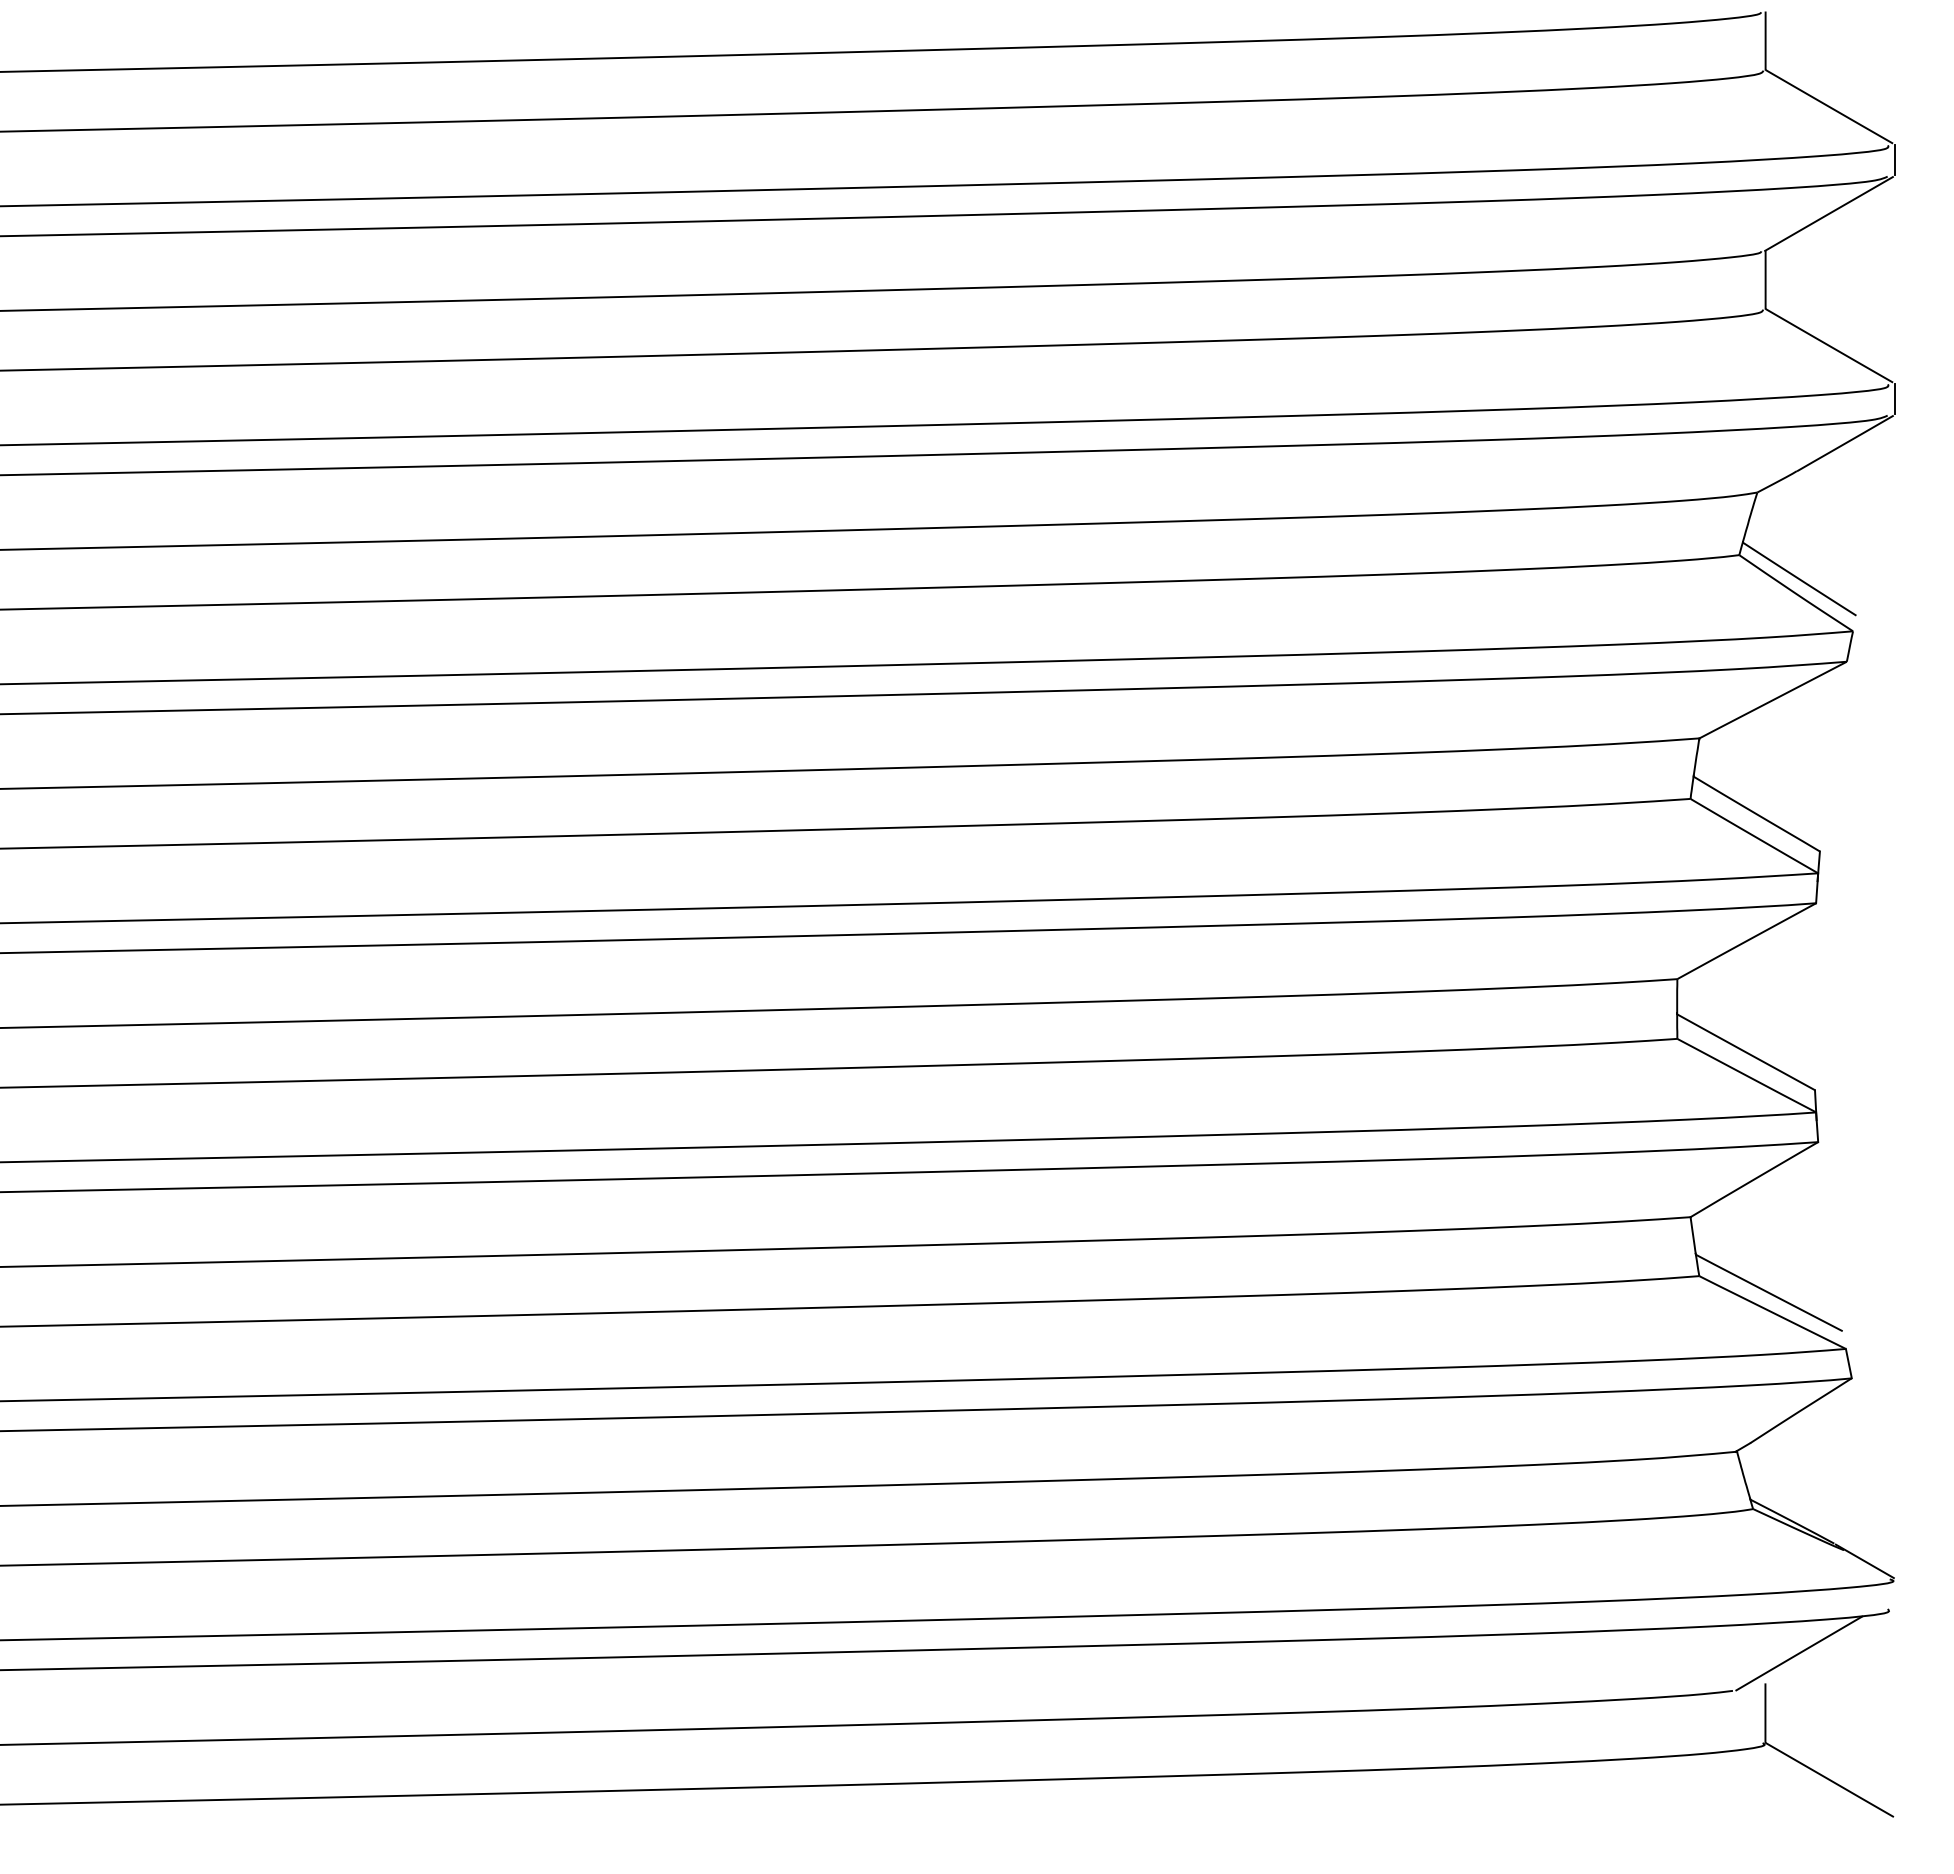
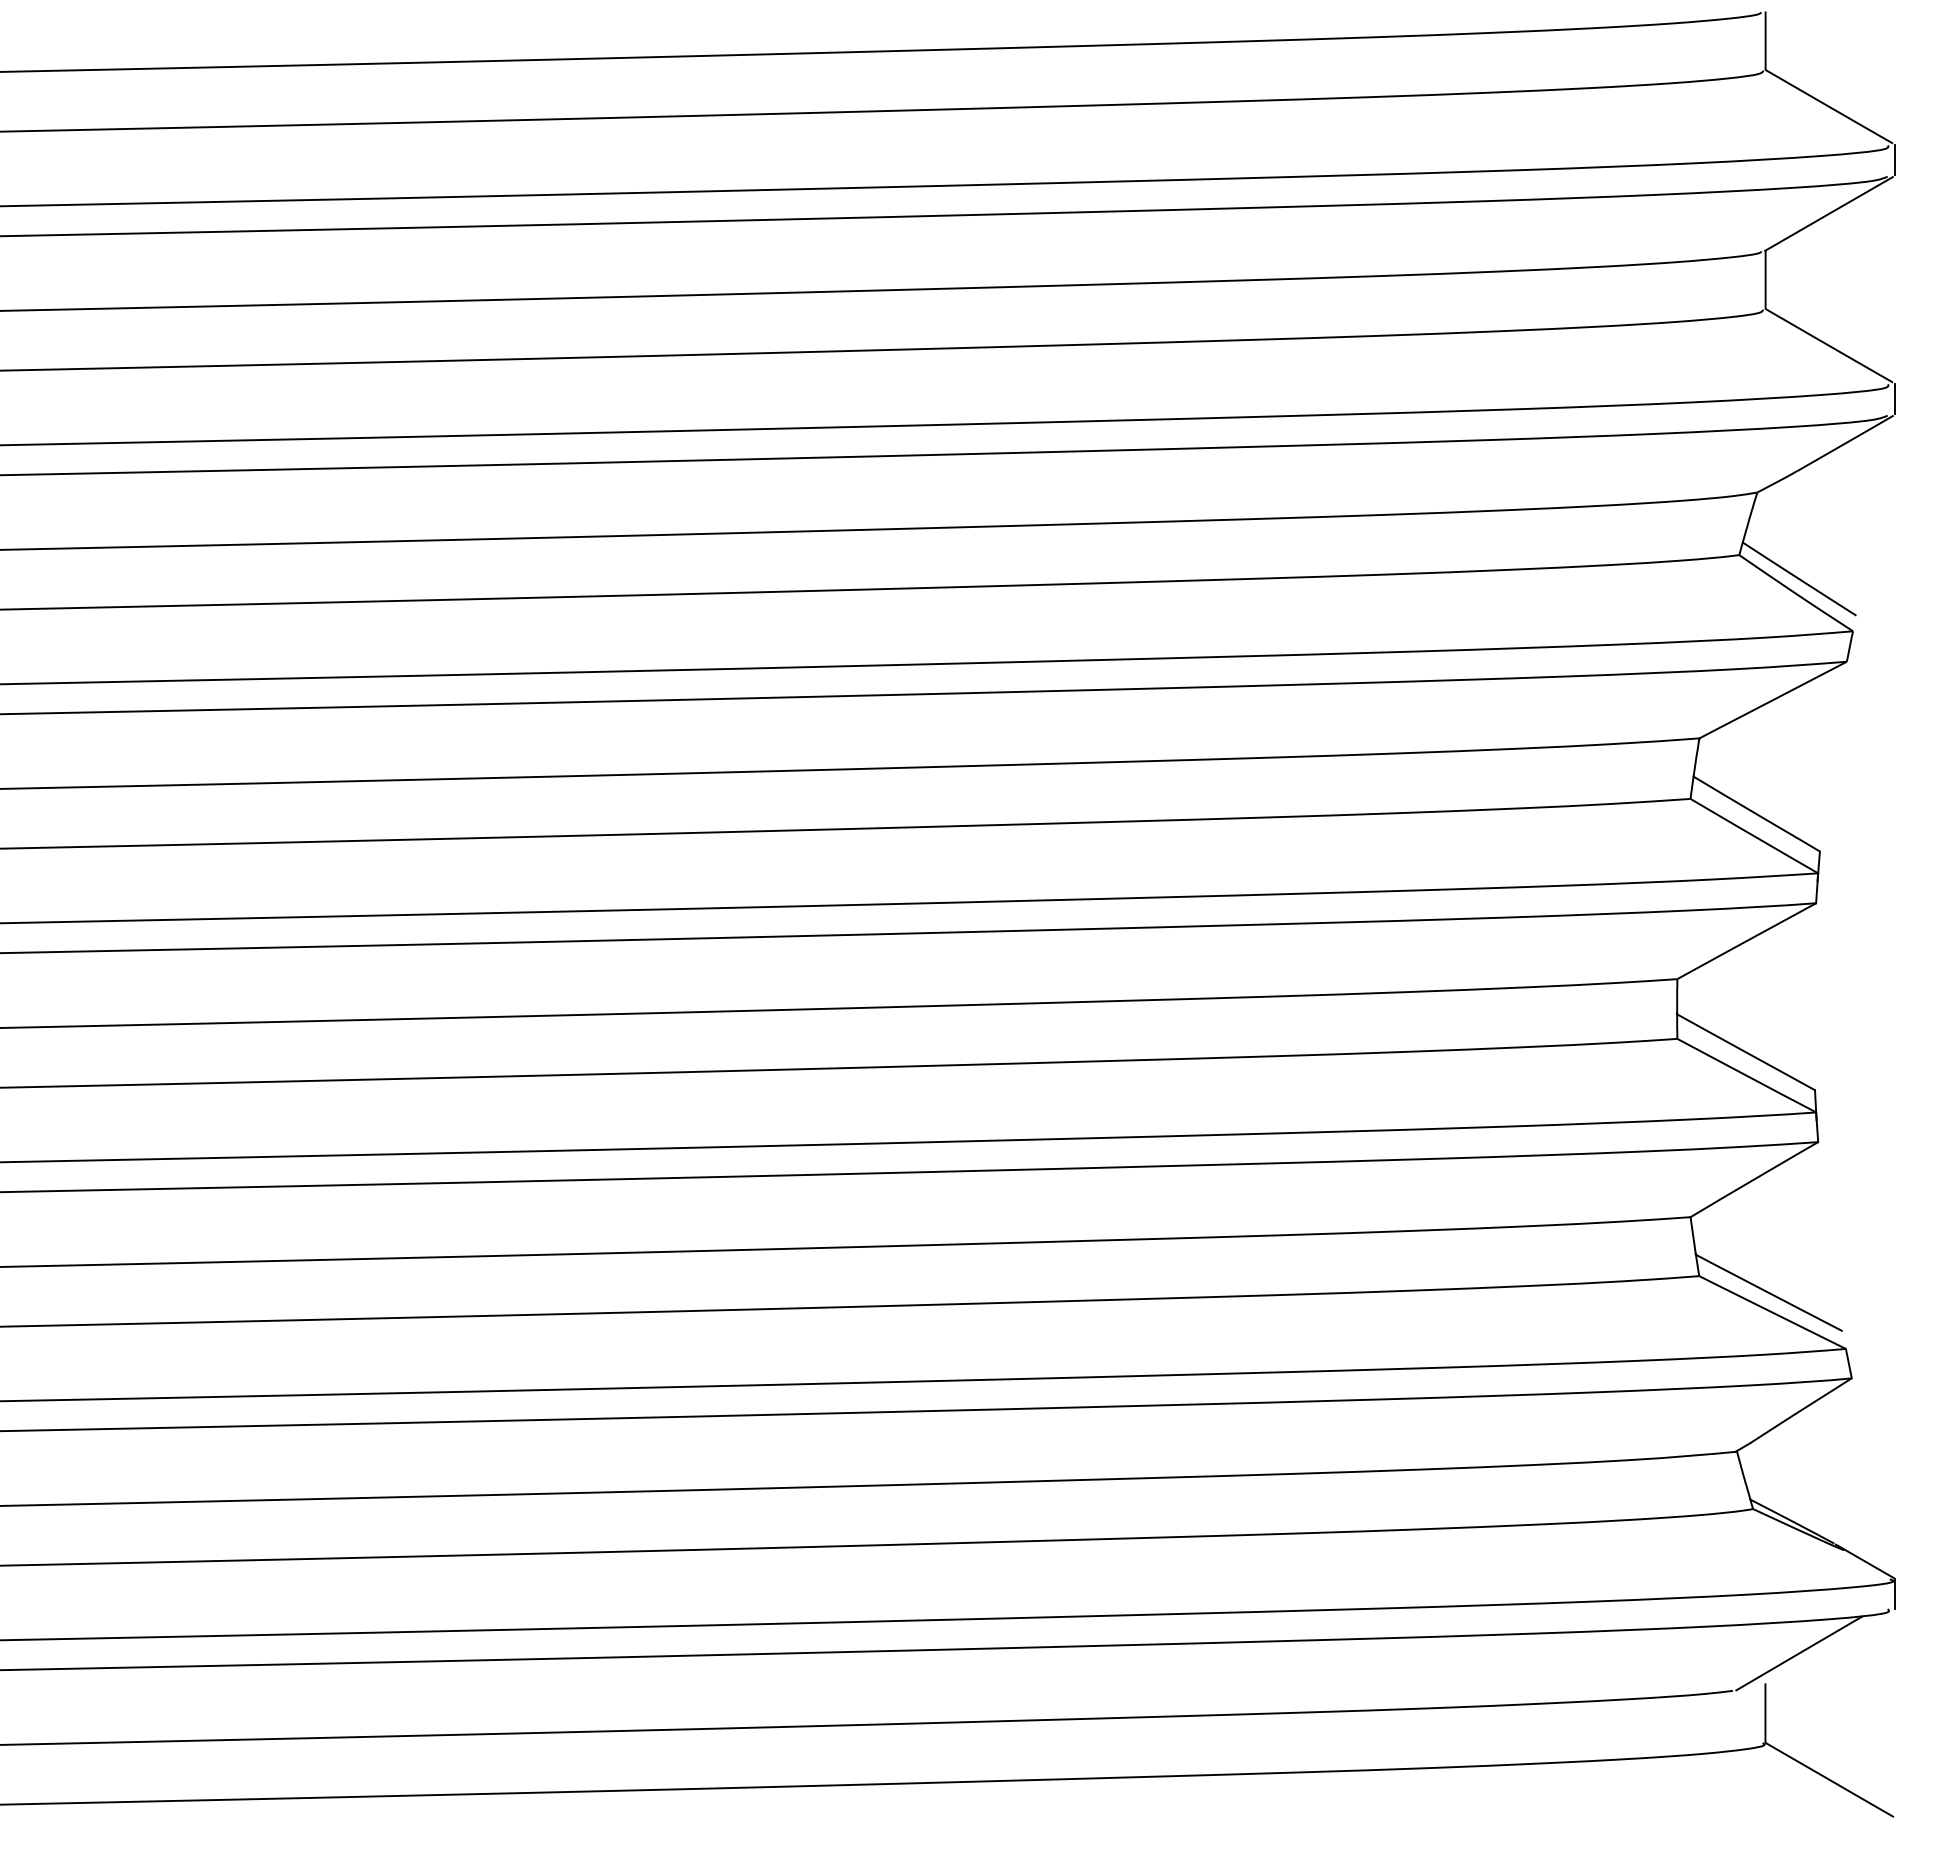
line: none -> present (1894, 1594)
